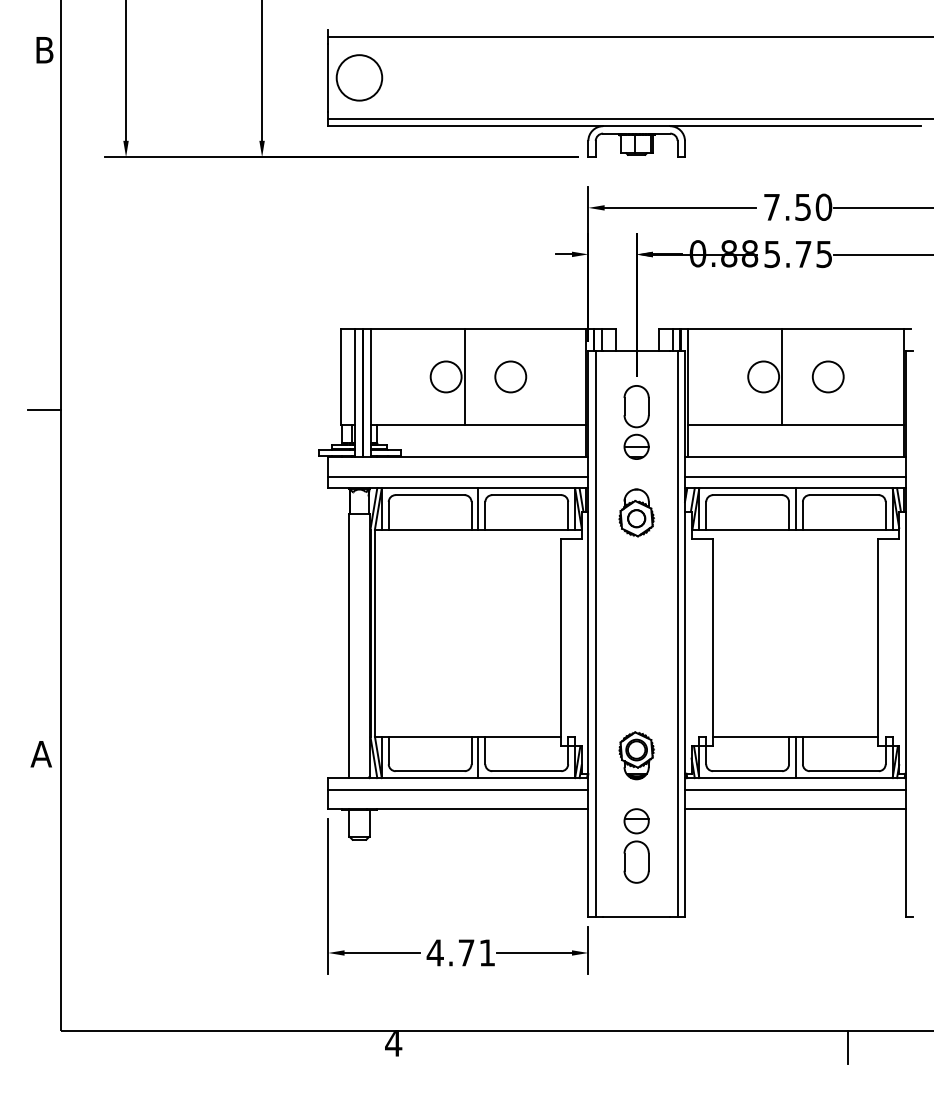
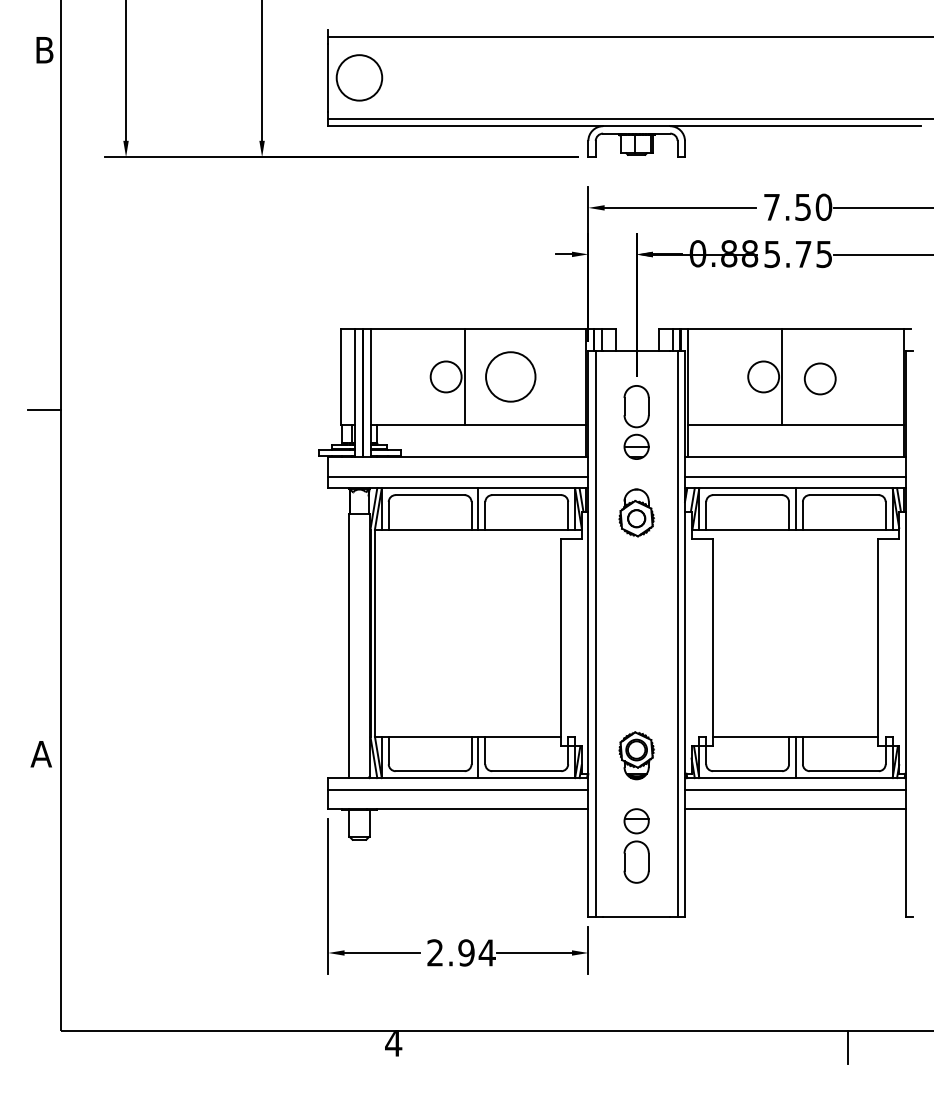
circle diameter: 31 px -> 49 px (510, 376)
circle position: (827, 376) -> (819, 378) (819, 378)
text: 4.71 -> 2.94 (460, 952)
